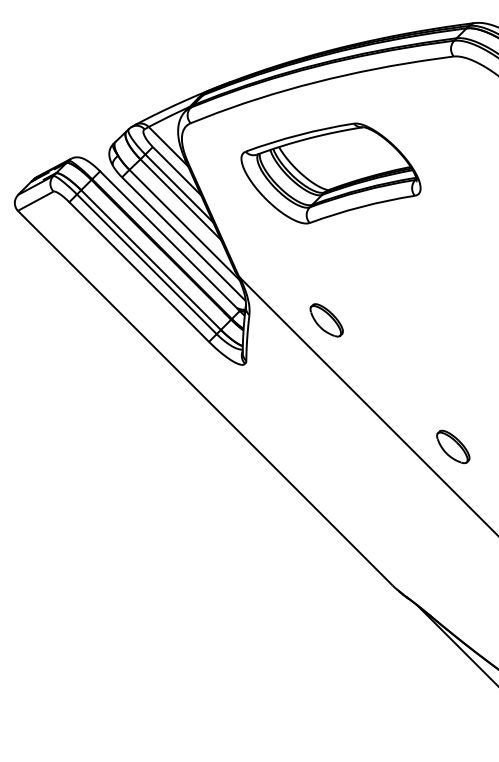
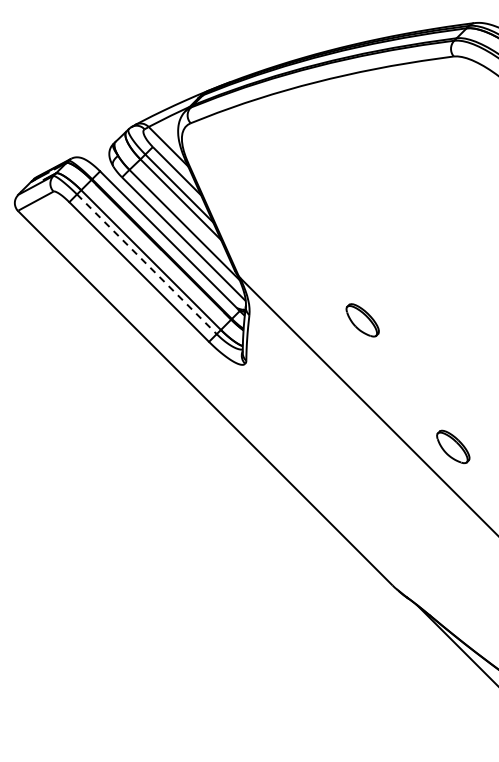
part: present -> none (330, 173)
line: solid -> dashed (146, 264)
part position: (326, 320) -> (362, 320) (362, 320)
